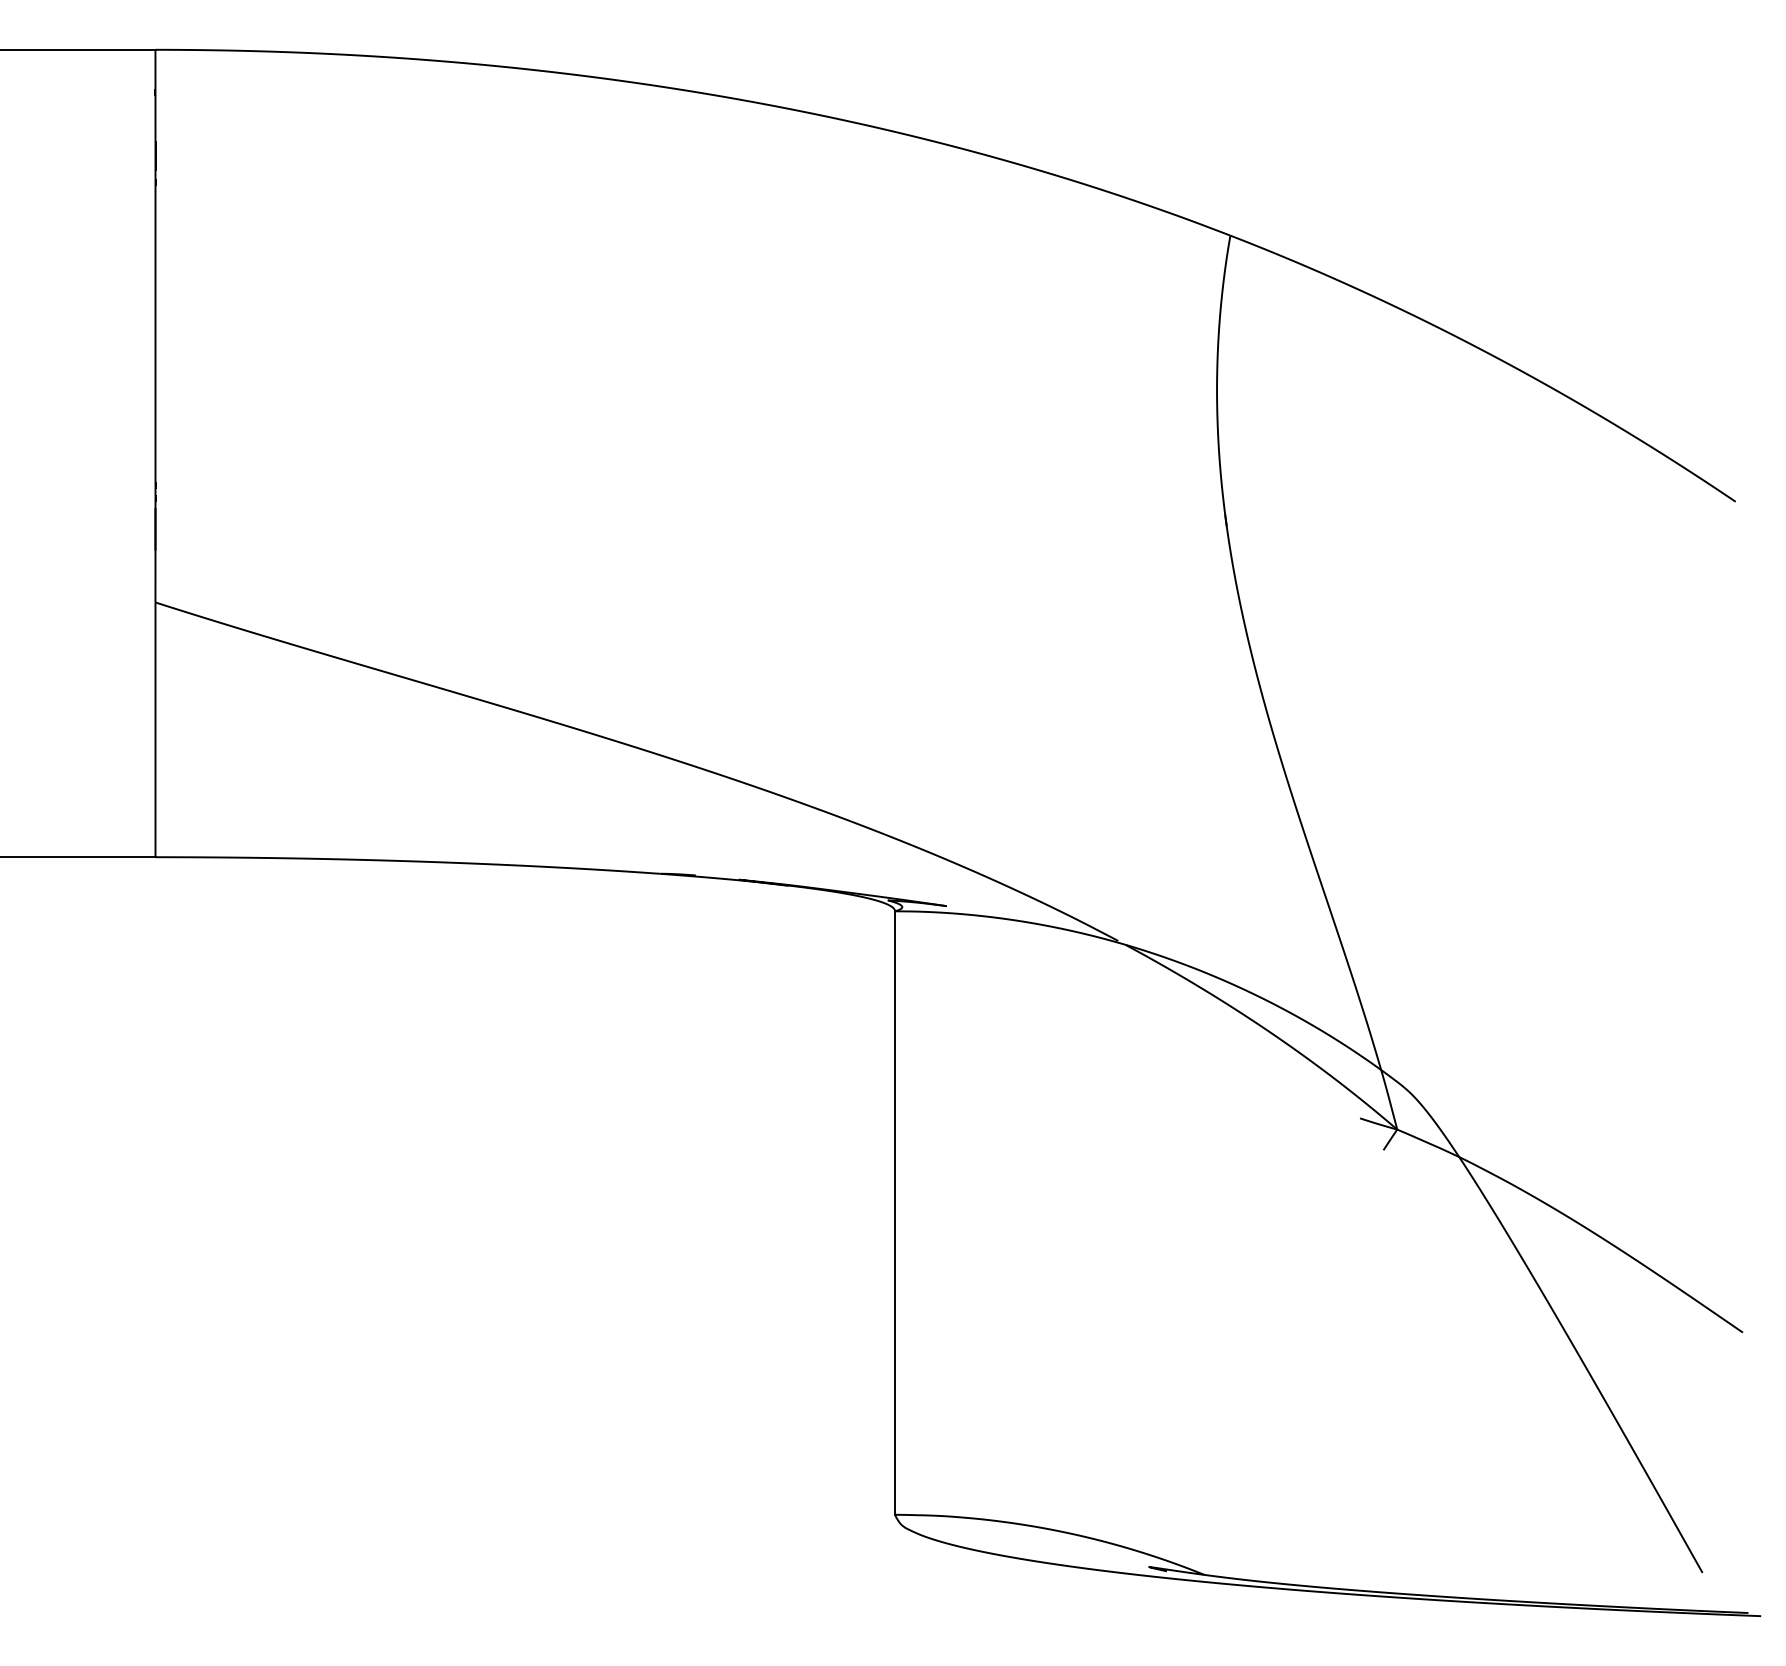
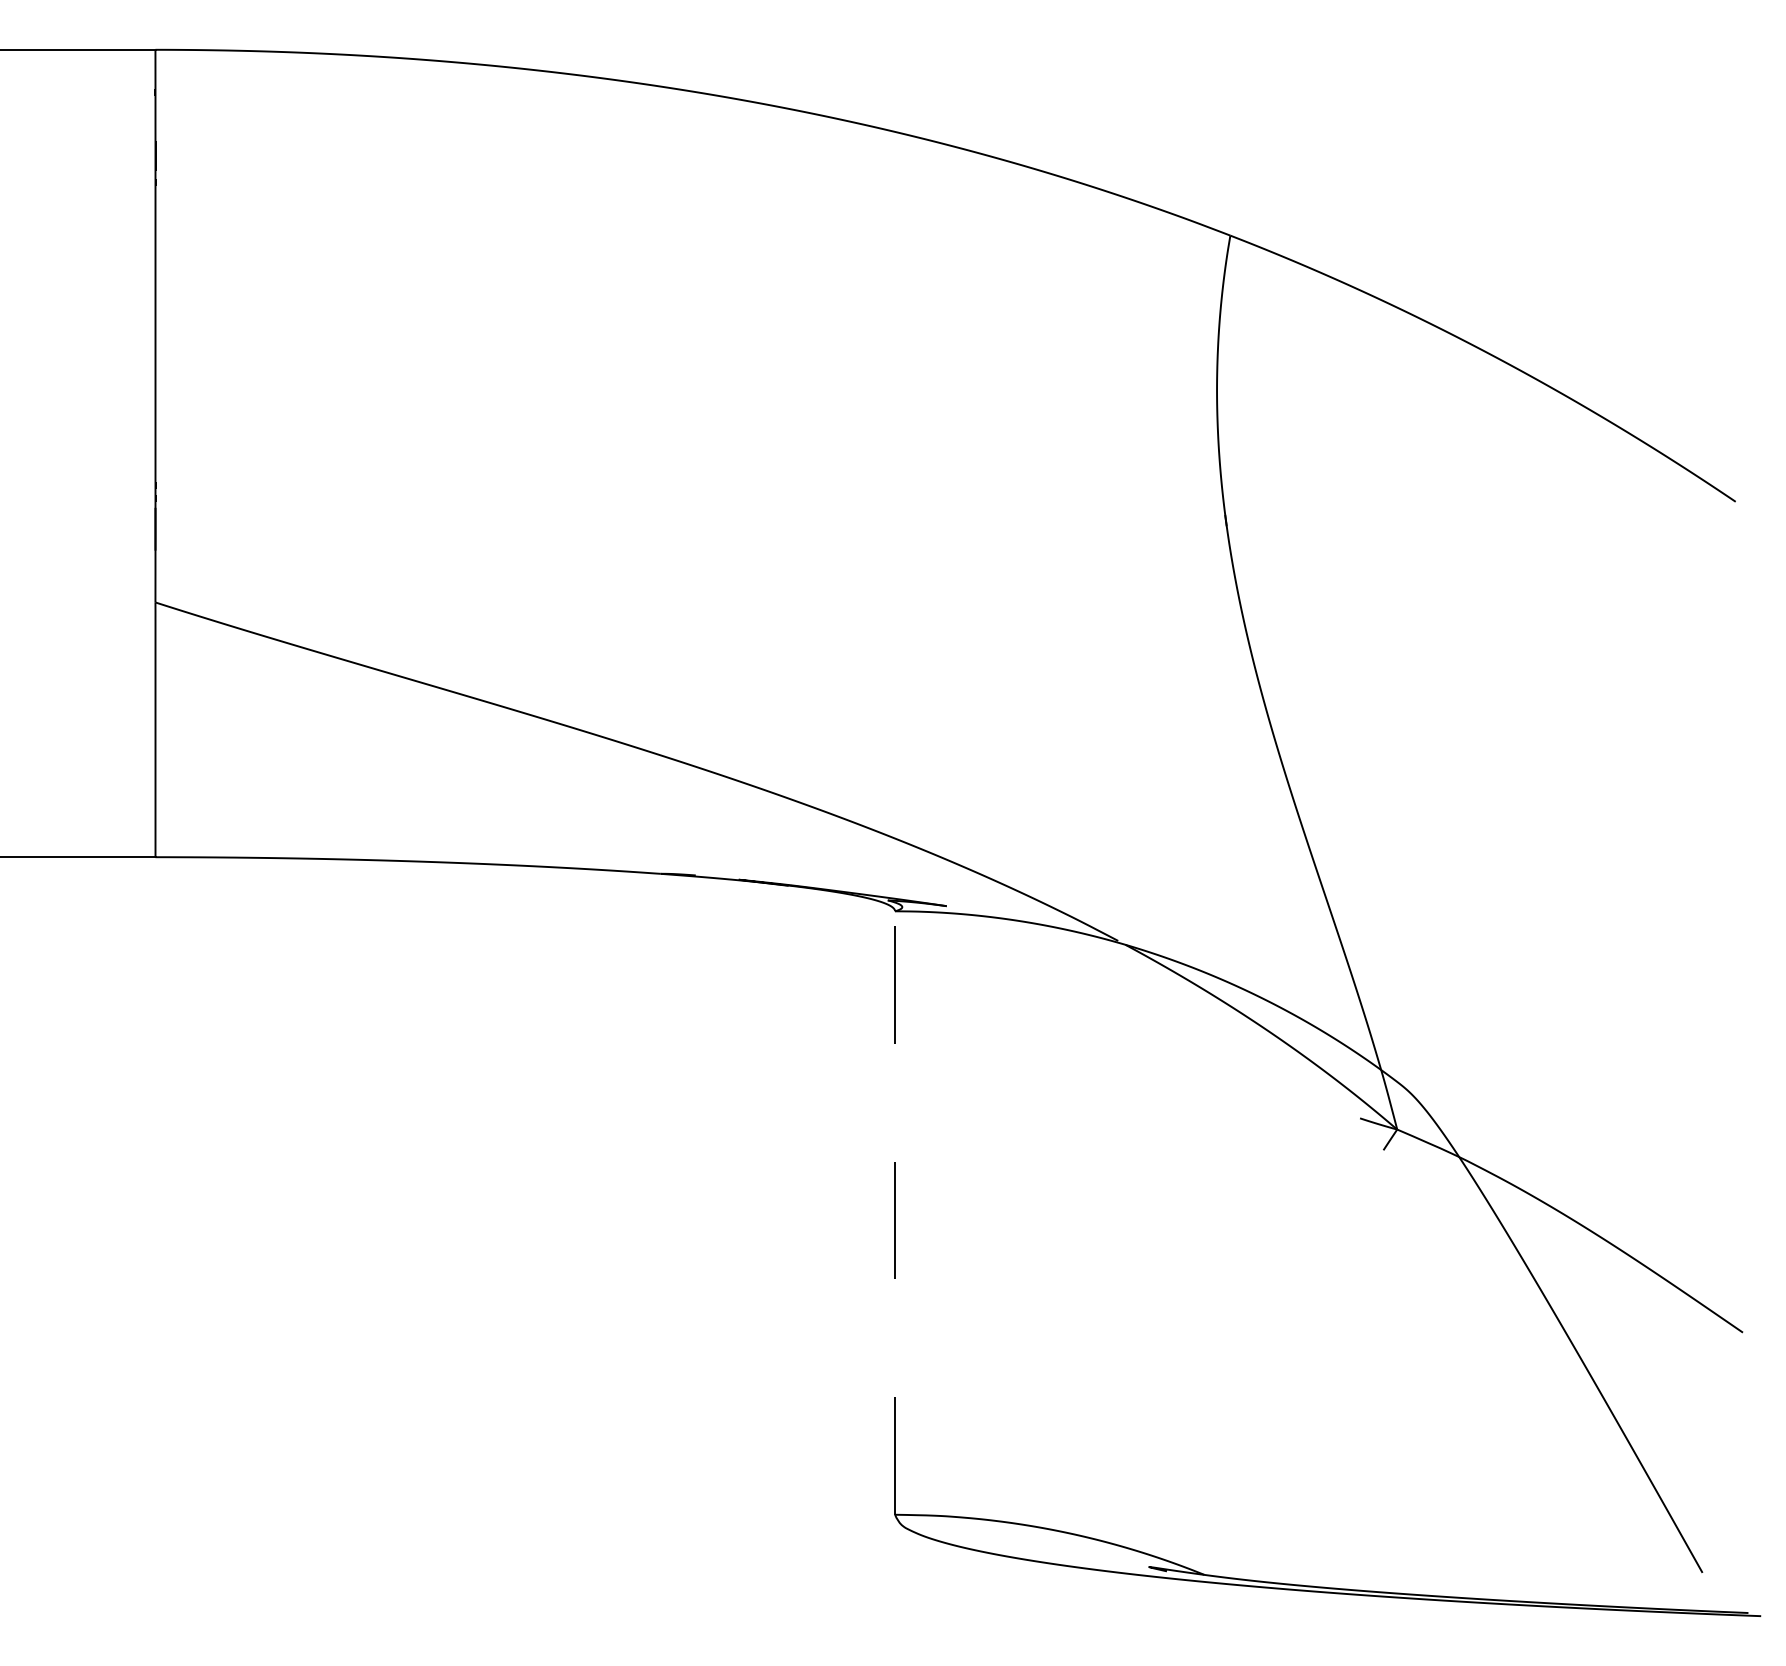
line: solid -> dashed (895, 1213)
